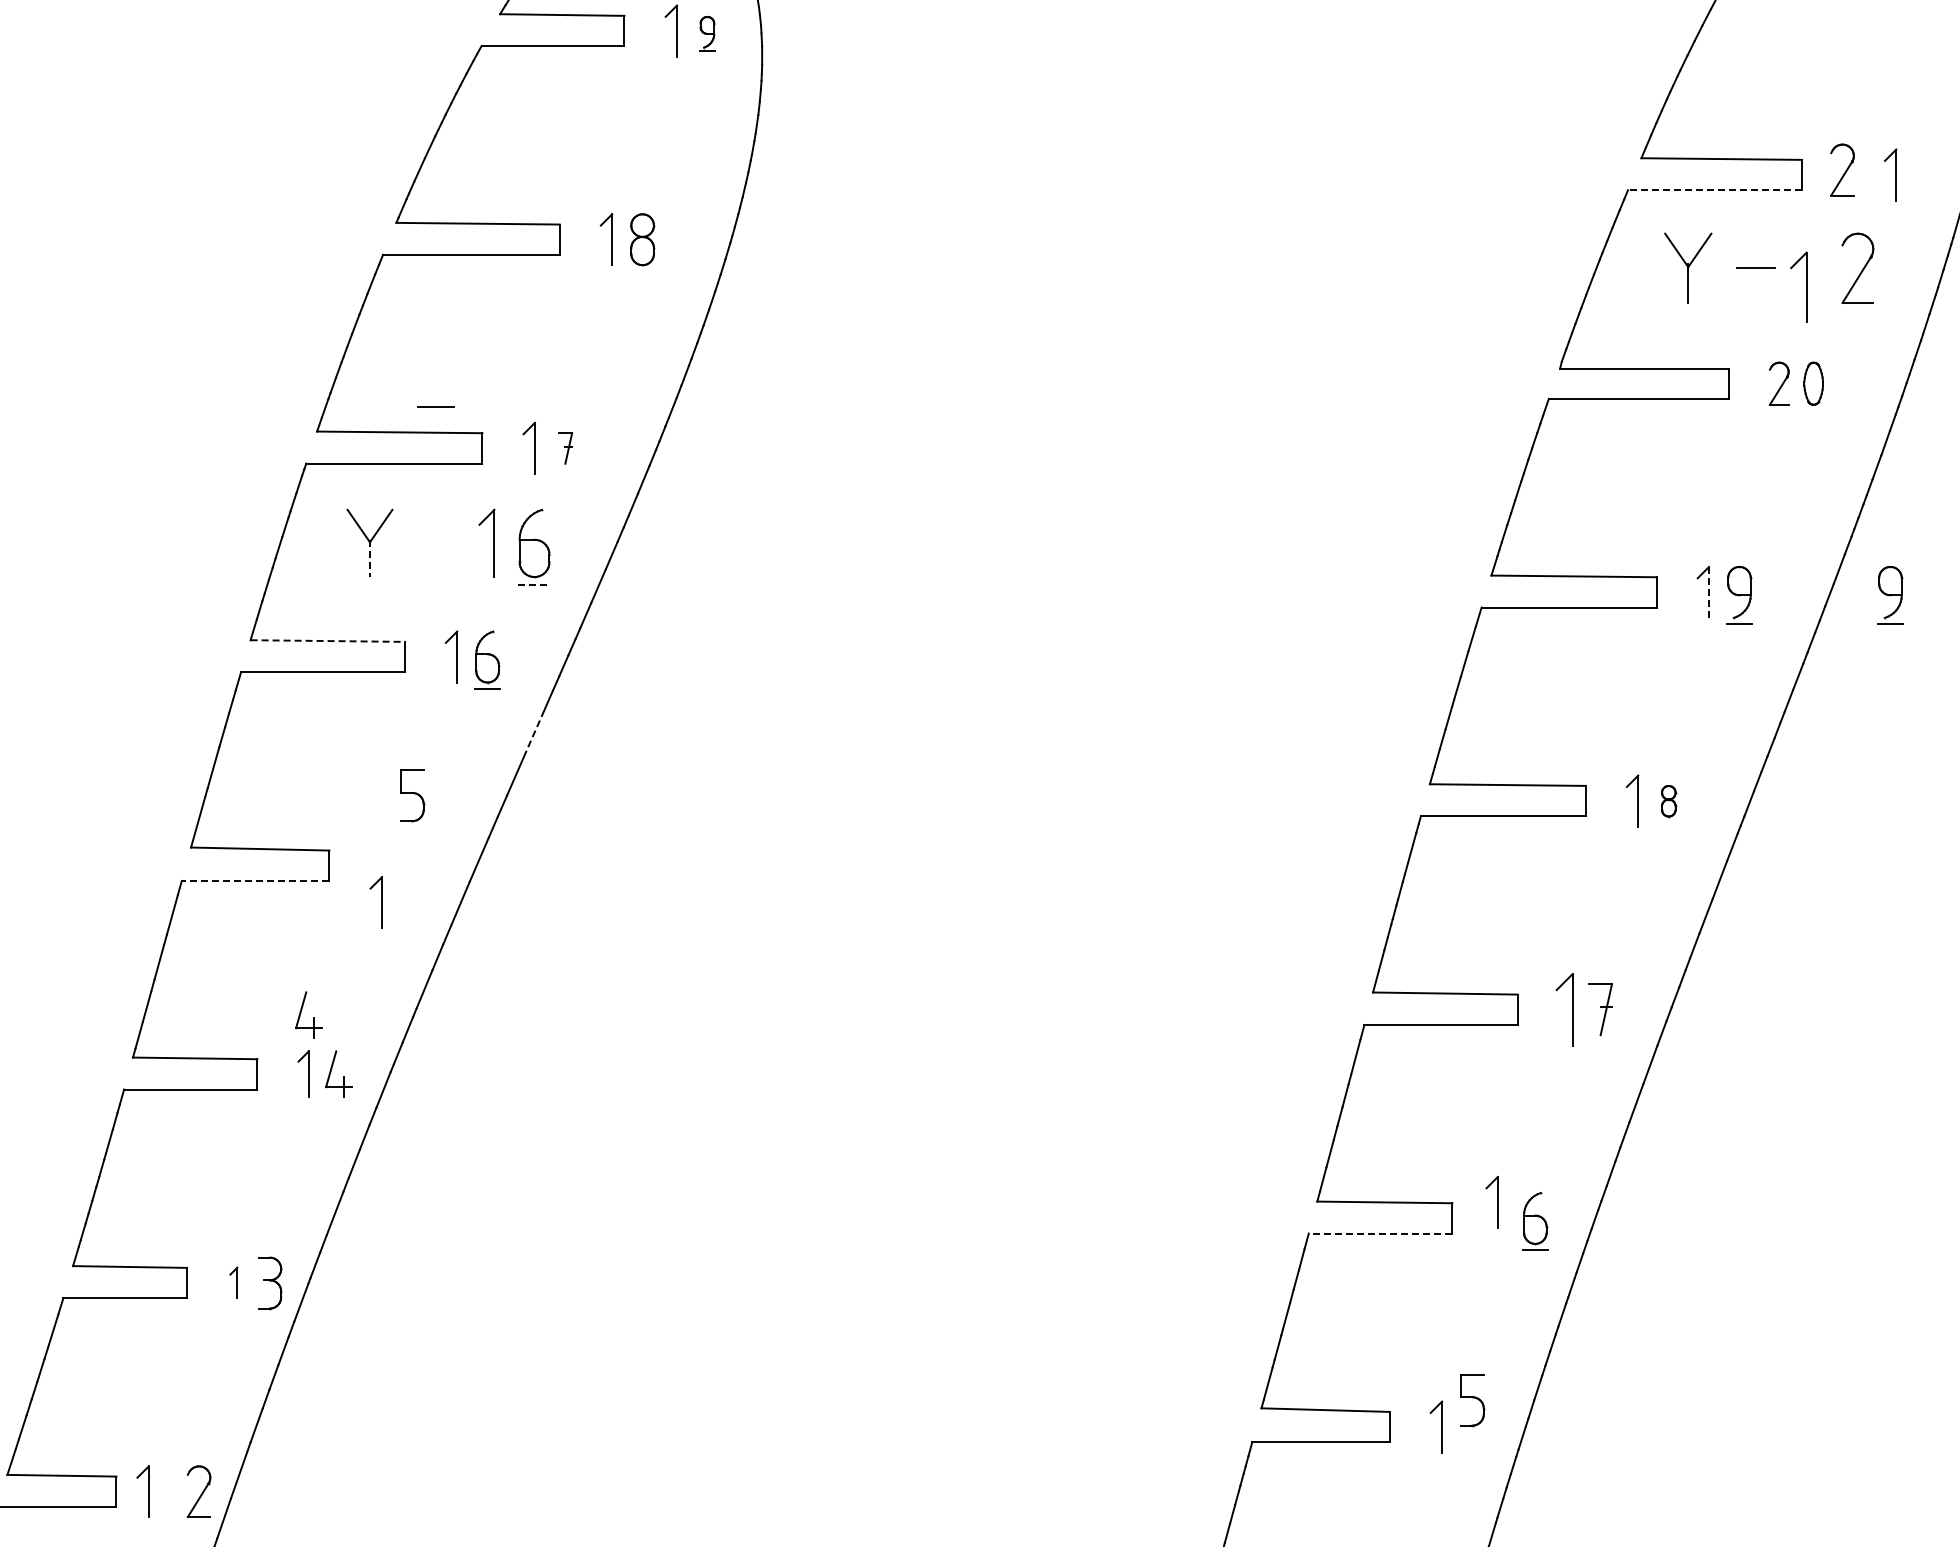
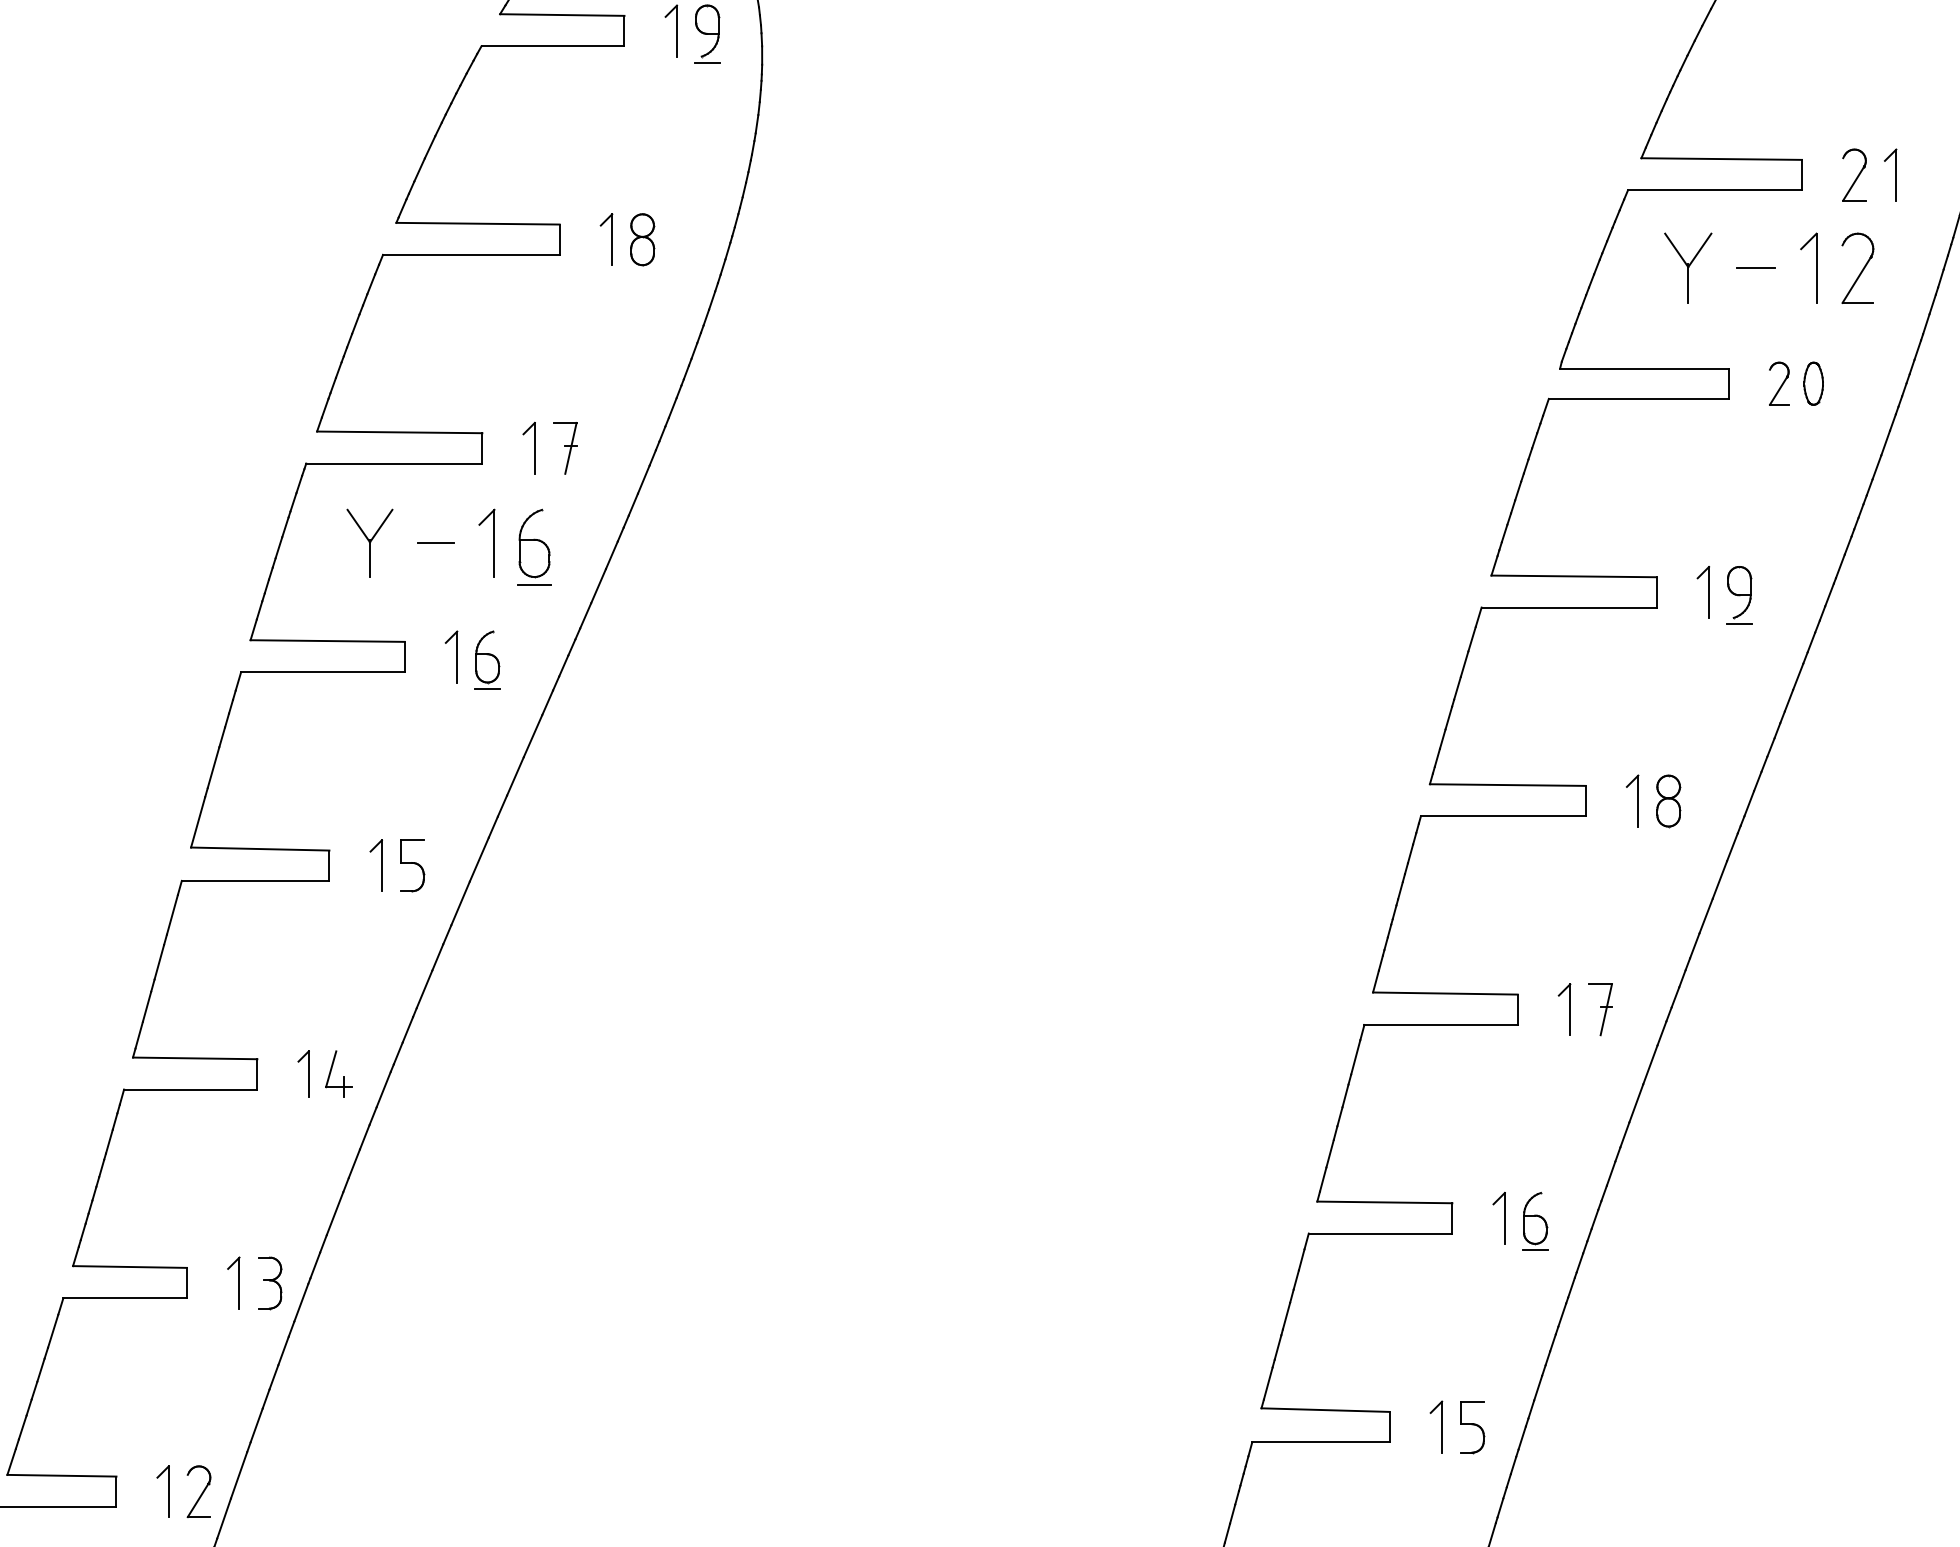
part size: 17x36 px -> 27x60 px (707, 33)
part position: (1842, 169) -> (1854, 174) (1854, 174)
line: dashed -> solid (1715, 190)
part position: (1806, 286) -> (1816, 267) (1816, 267)
line position: (435, 406) -> (435, 542) (435, 542)
part size: 16x33 px -> 25x53 px (565, 448)
line: dashed -> solid (370, 558)
line: dashed -> solid (534, 585)
line: dashed -> solid (1709, 591)
part: present -> none (1890, 595)
line: dashed -> solid (328, 641)
line: dashed -> solid (533, 736)
part position: (412, 795) -> (412, 865) (412, 865)
part size: 17x34 px -> 26x55 px (1668, 801)
line: dashed -> solid (255, 880)
part position: (375, 902) -> (375, 865) (375, 865)
part size: 19x74 px -> 15x53 px (1564, 1009)
part: present -> none (308, 1014)
part position: (1491, 1202) -> (1498, 1218) (1498, 1218)
line: dashed -> solid (1380, 1233)
part size: 10x33 px -> 14x54 px (233, 1282)
part position: (1472, 1400) -> (1472, 1427) (1472, 1427)
part position: (142, 1491) -> (162, 1491) (162, 1491)
